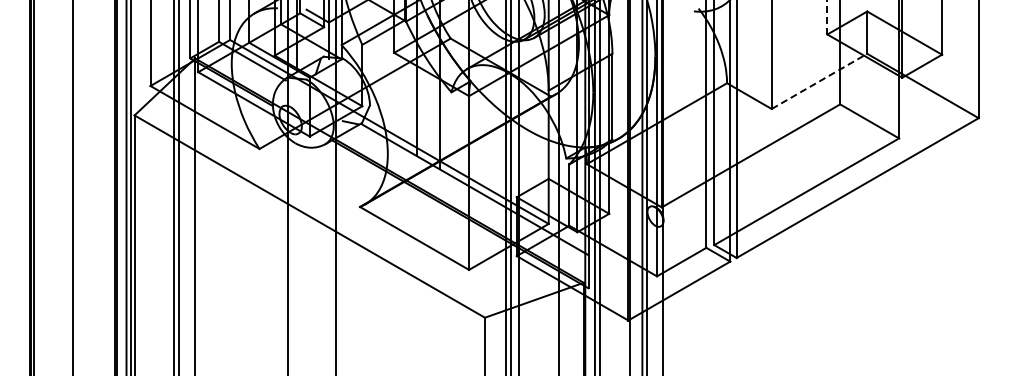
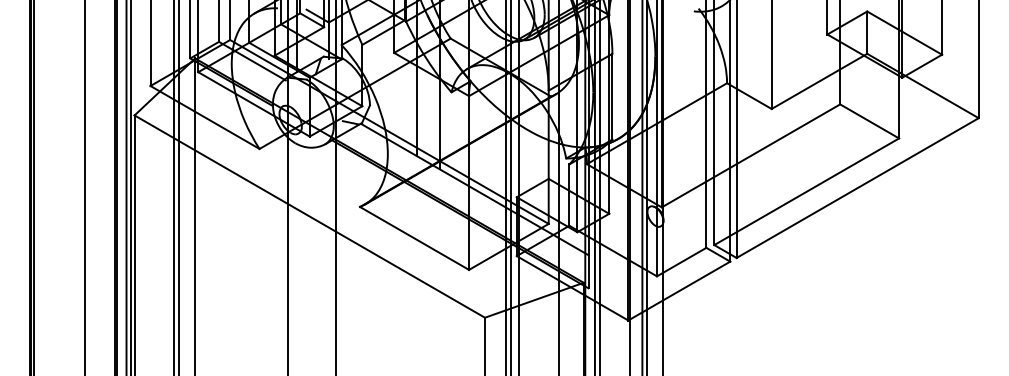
line: dashed -> solid (827, 17)
line: dashed -> solid (819, 81)
line position: (73, 187) -> (85, 187) (85, 187)
